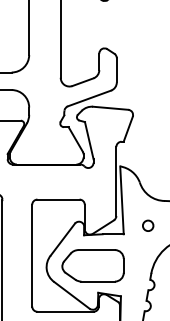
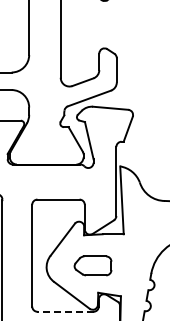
circle: present -> none (148, 225)
part size: 64x34 px -> 40x22 px (92, 265)
line: solid -> dashed (65, 311)
